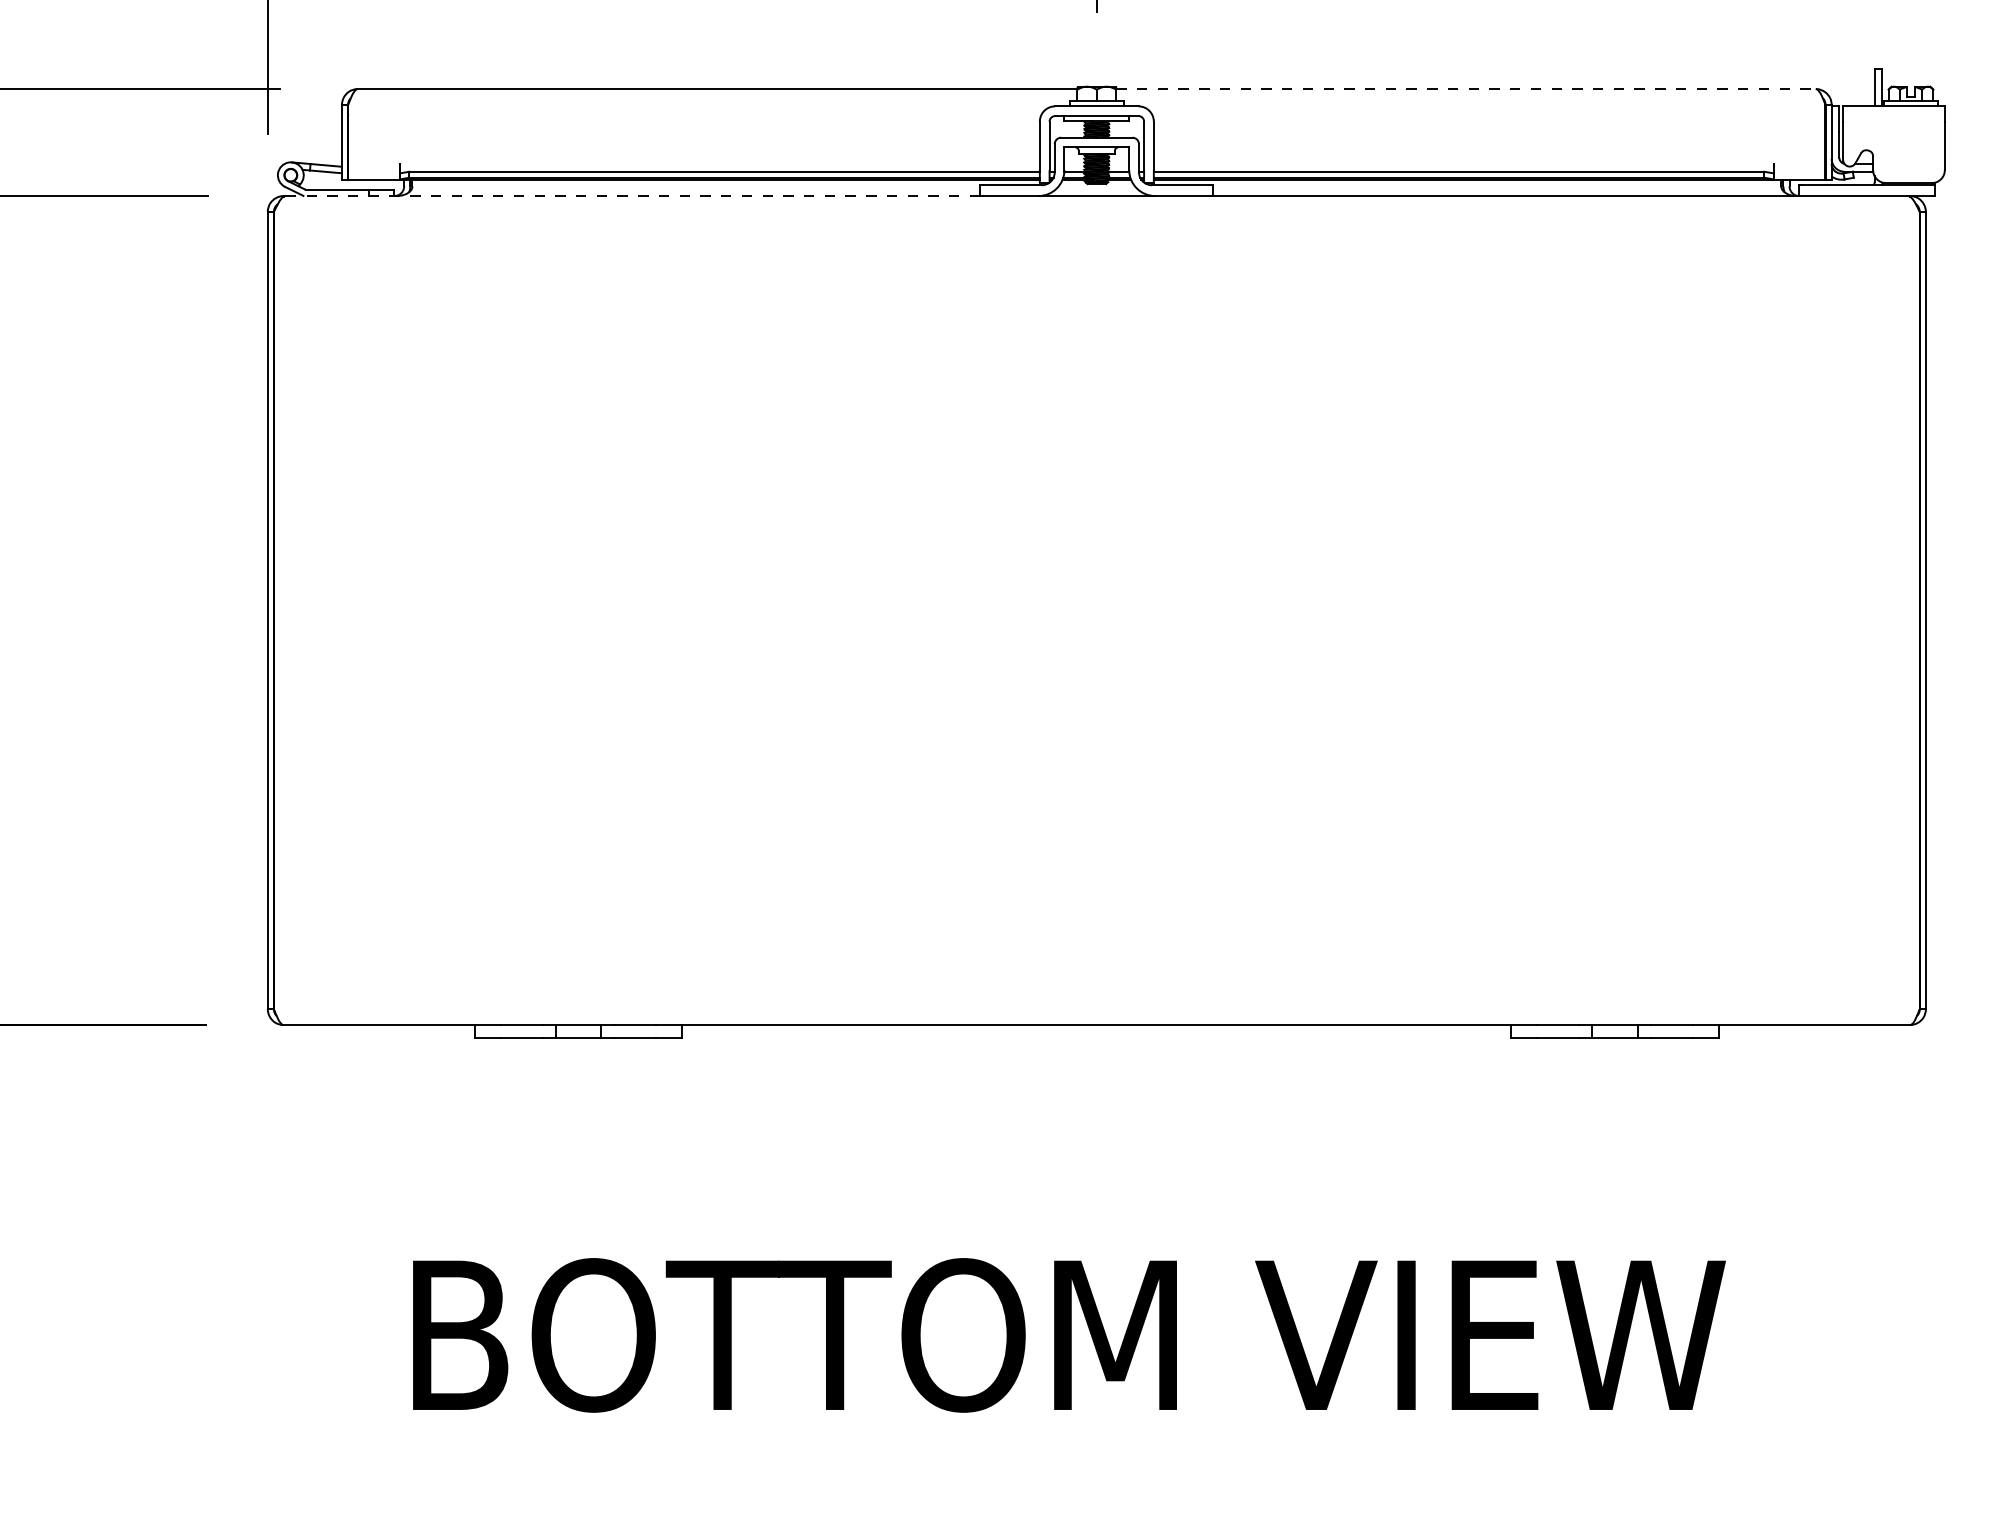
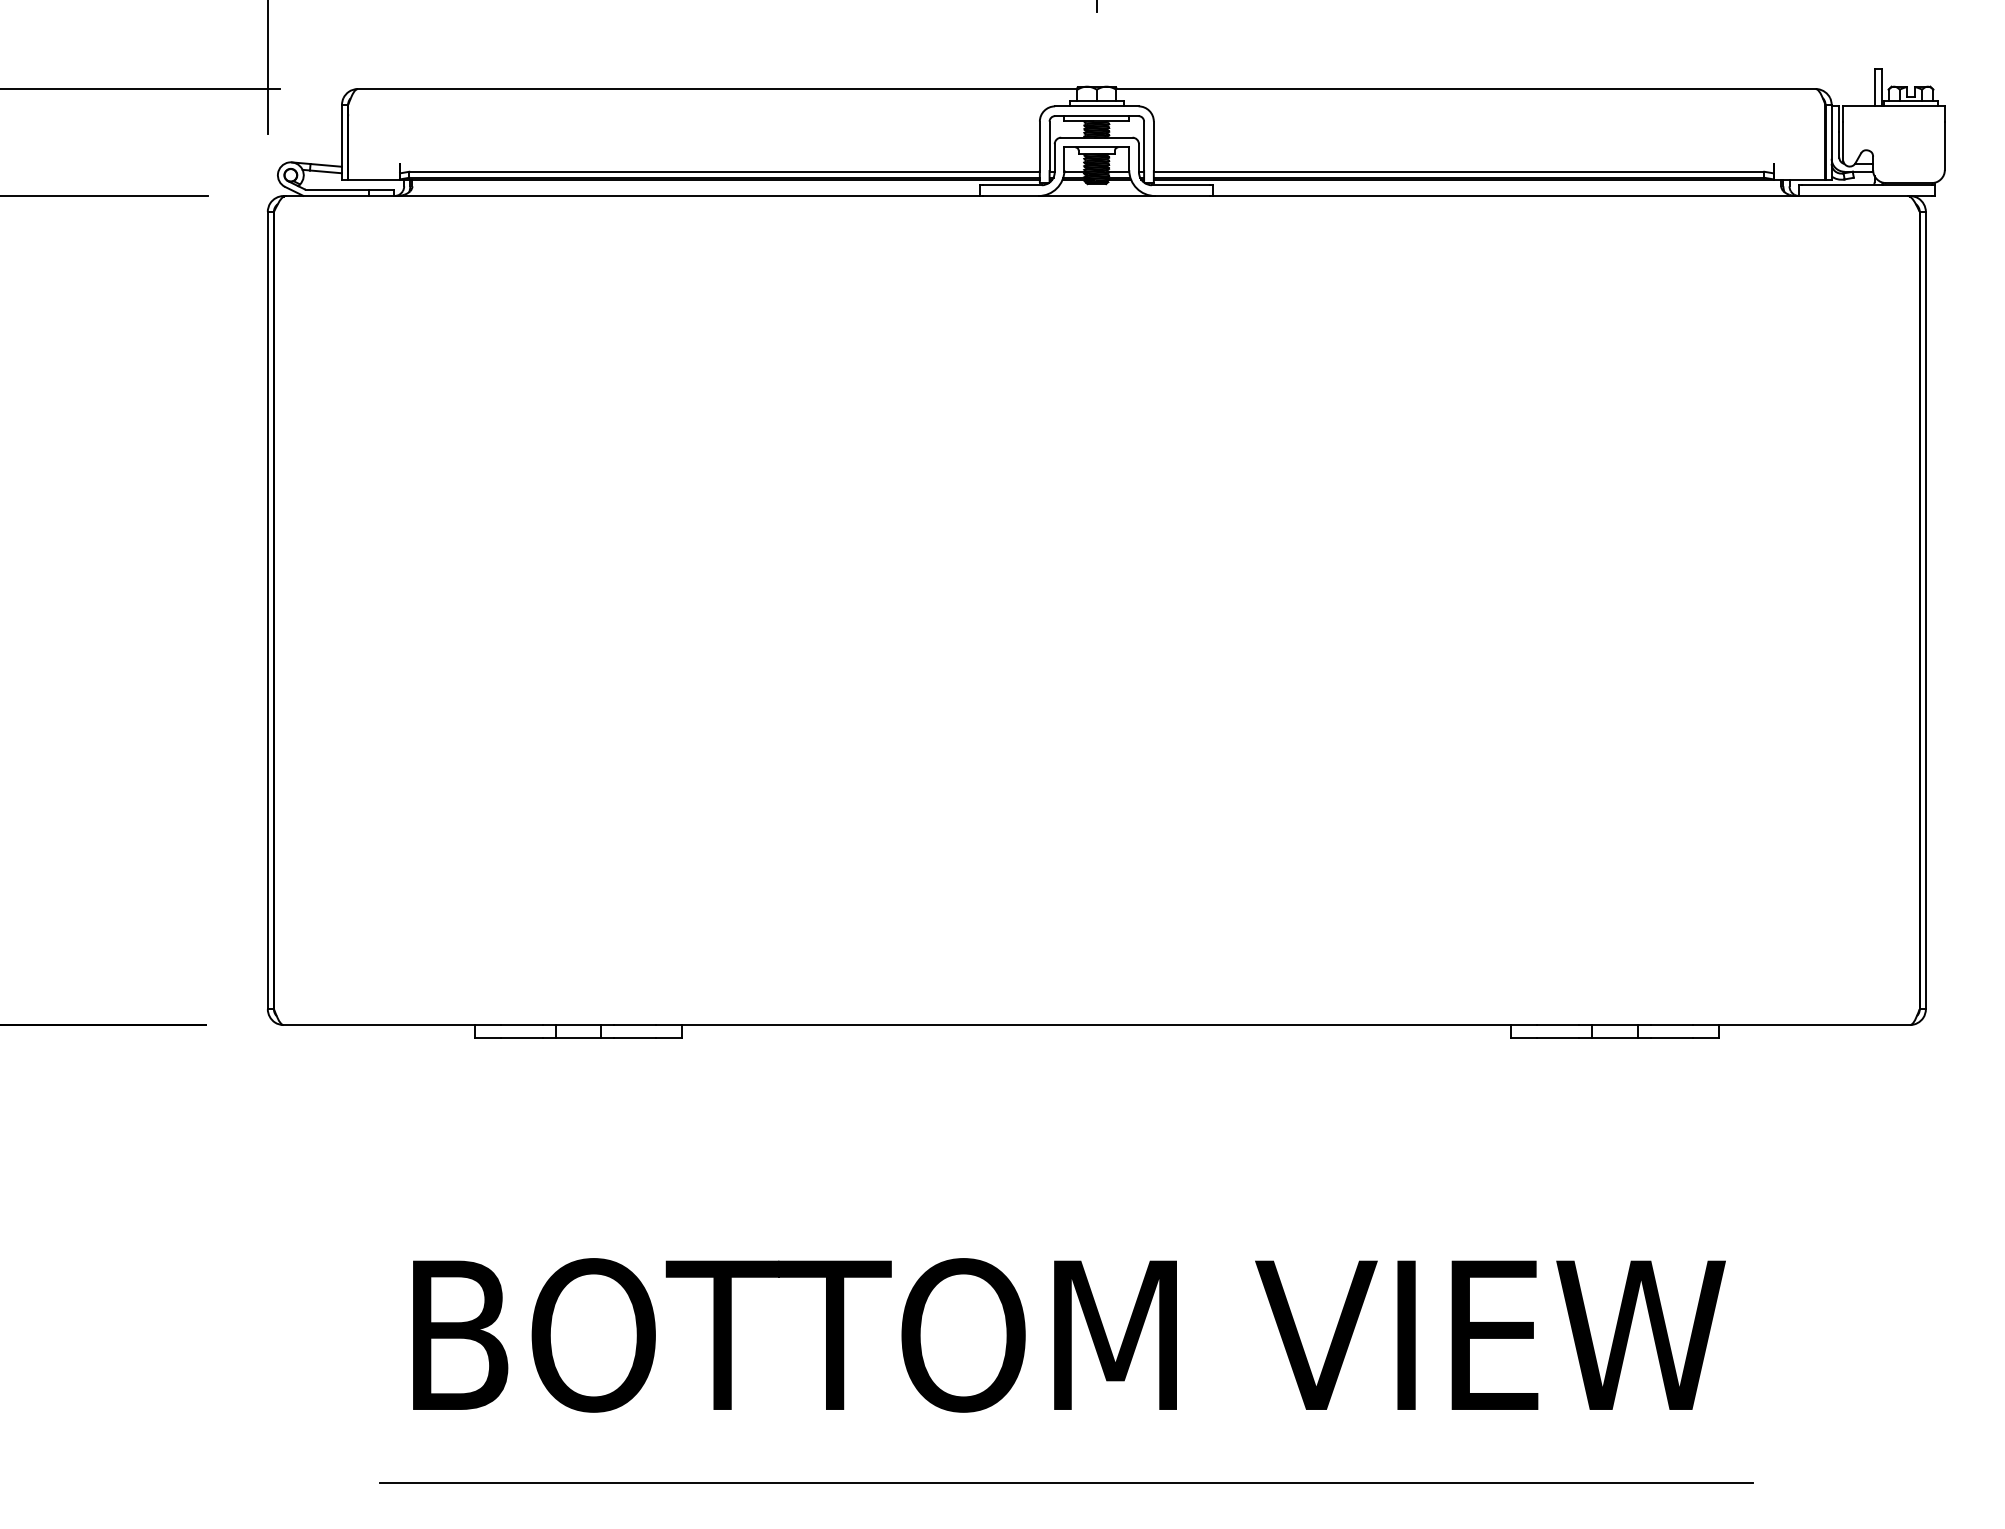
line: dashed -> solid (1466, 89)
line: dashed -> solid (633, 196)
line: none -> present (1066, 1482)
